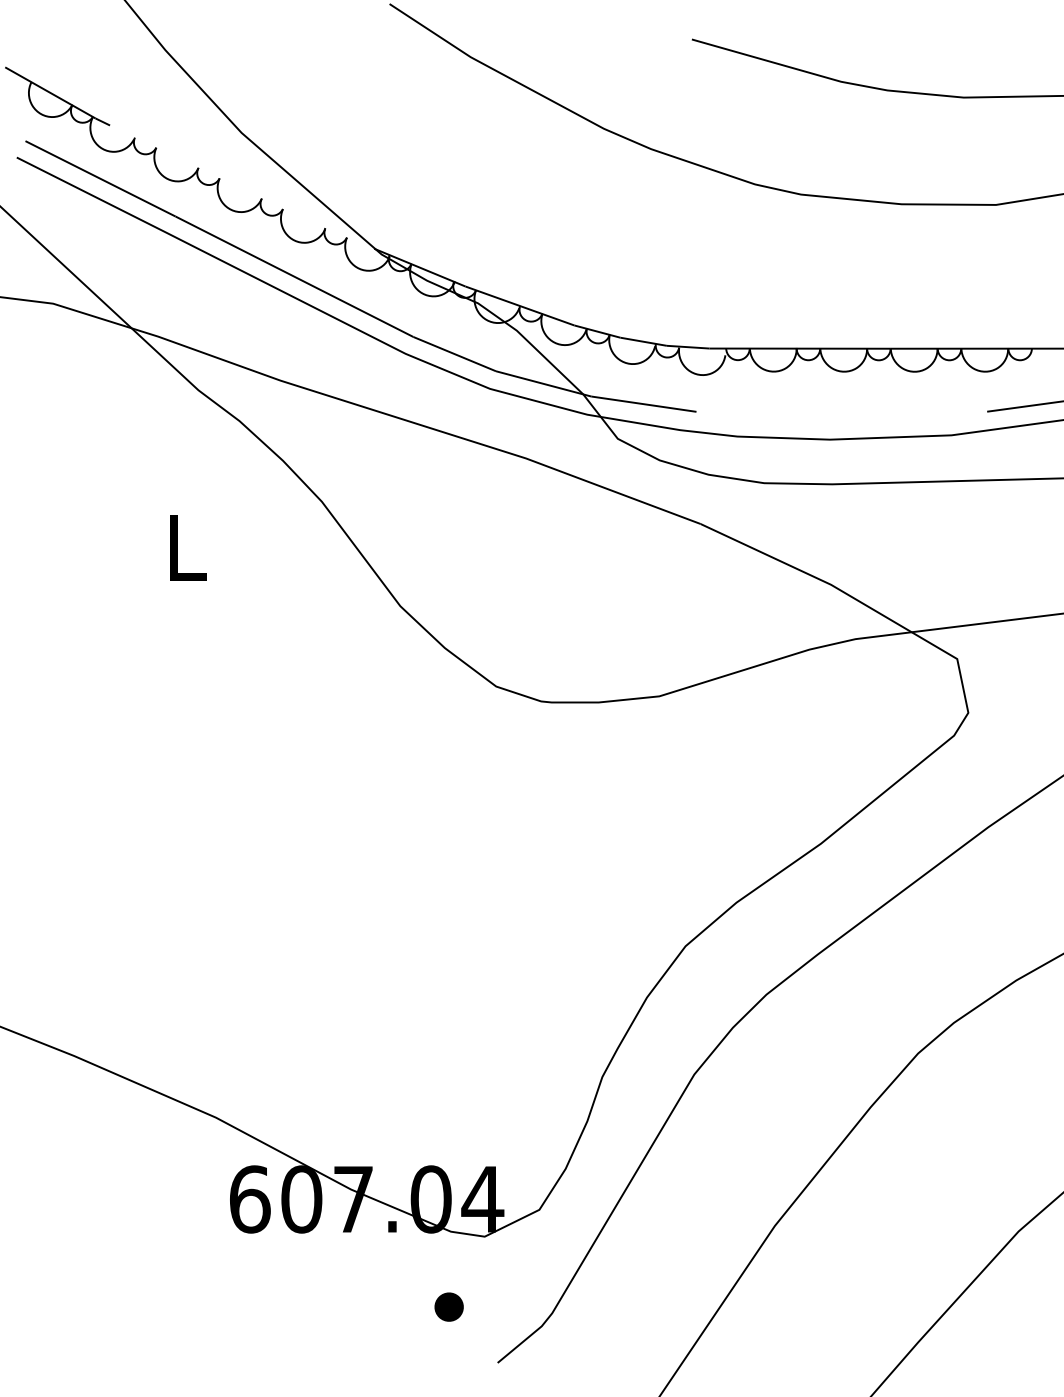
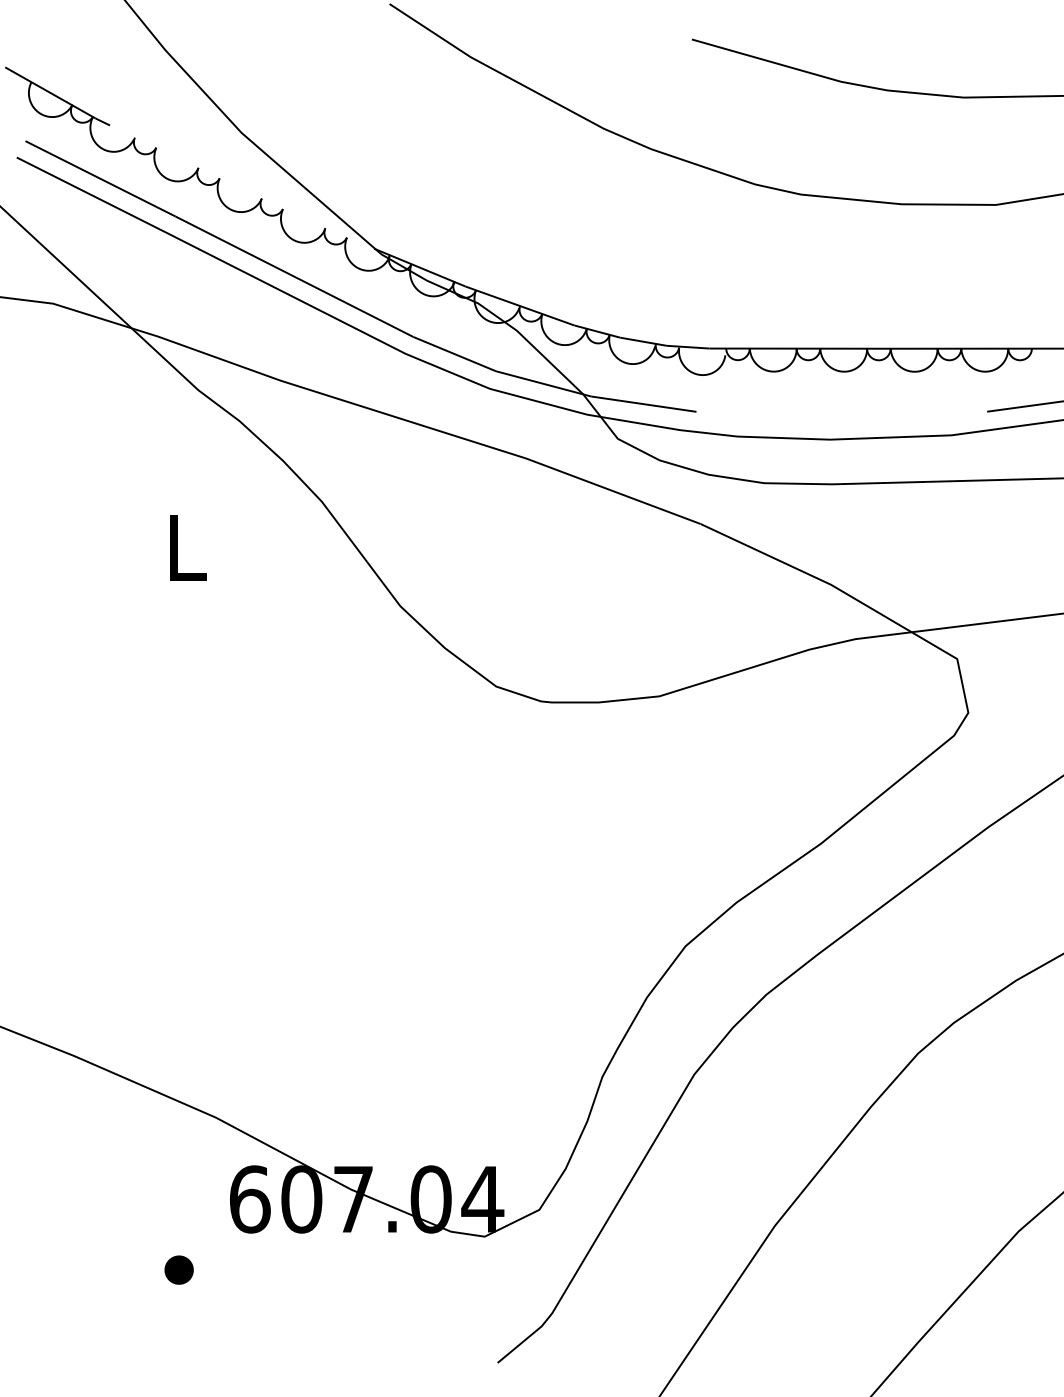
part position: (448, 1306) -> (178, 1269) (178, 1269)
